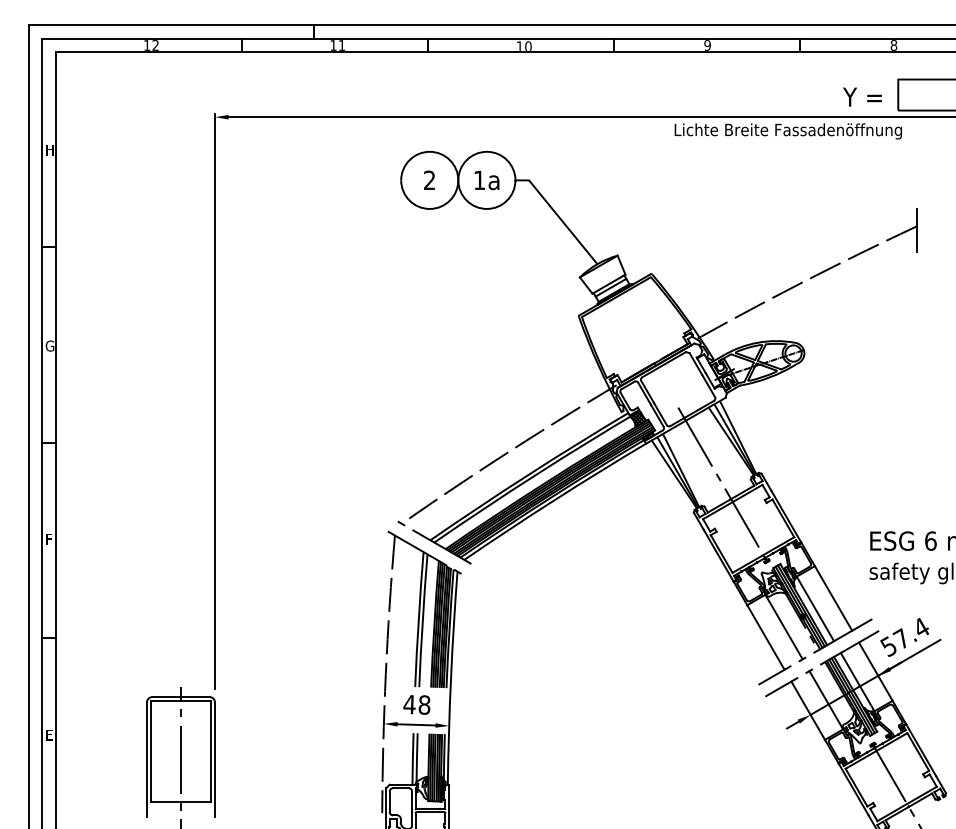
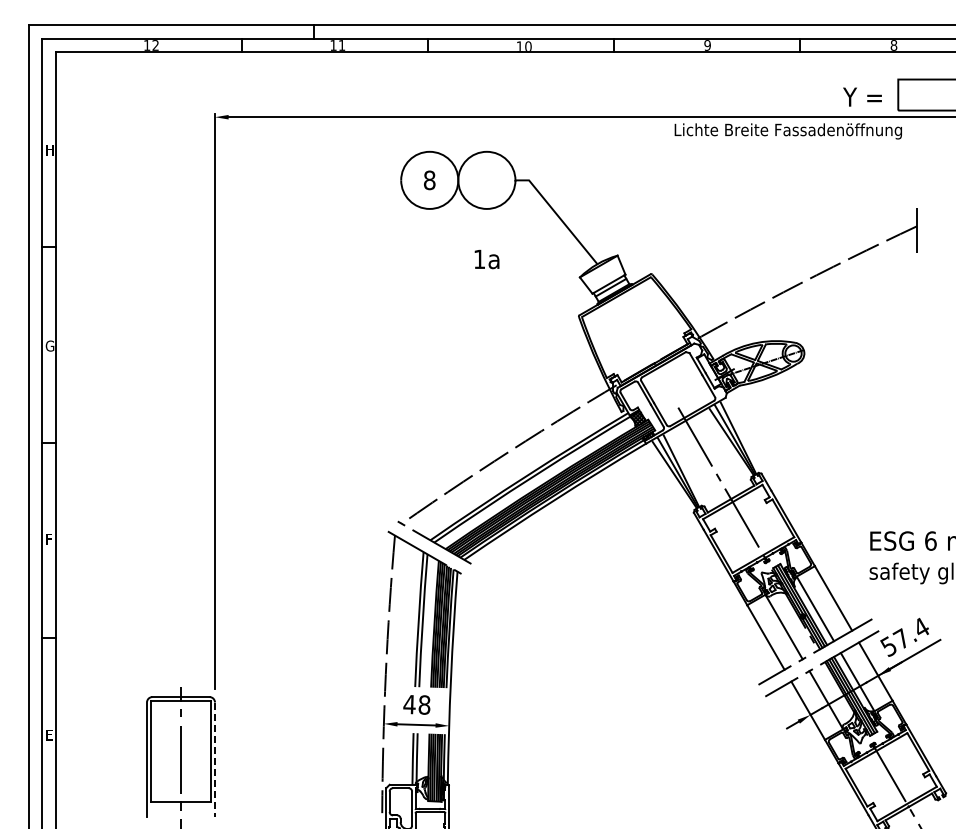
text: 2 -> 8 (429, 180)
text position: (486, 180) -> (486, 259) (486, 259)
line: solid -> dashed (215, 760)
